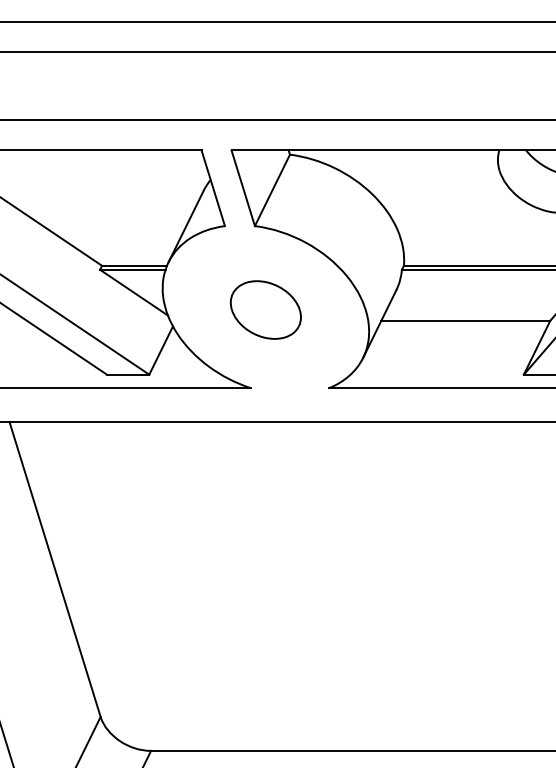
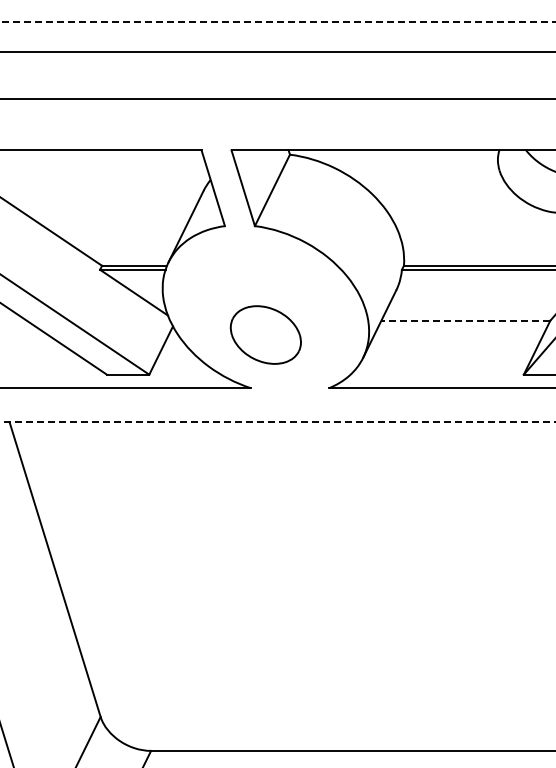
line: solid -> dashed (277, 22)
line position: (277, 120) -> (277, 99) (277, 99)
part position: (265, 309) -> (265, 334) (265, 334)
line: solid -> dashed (465, 320)
line: solid -> dashed (277, 422)
